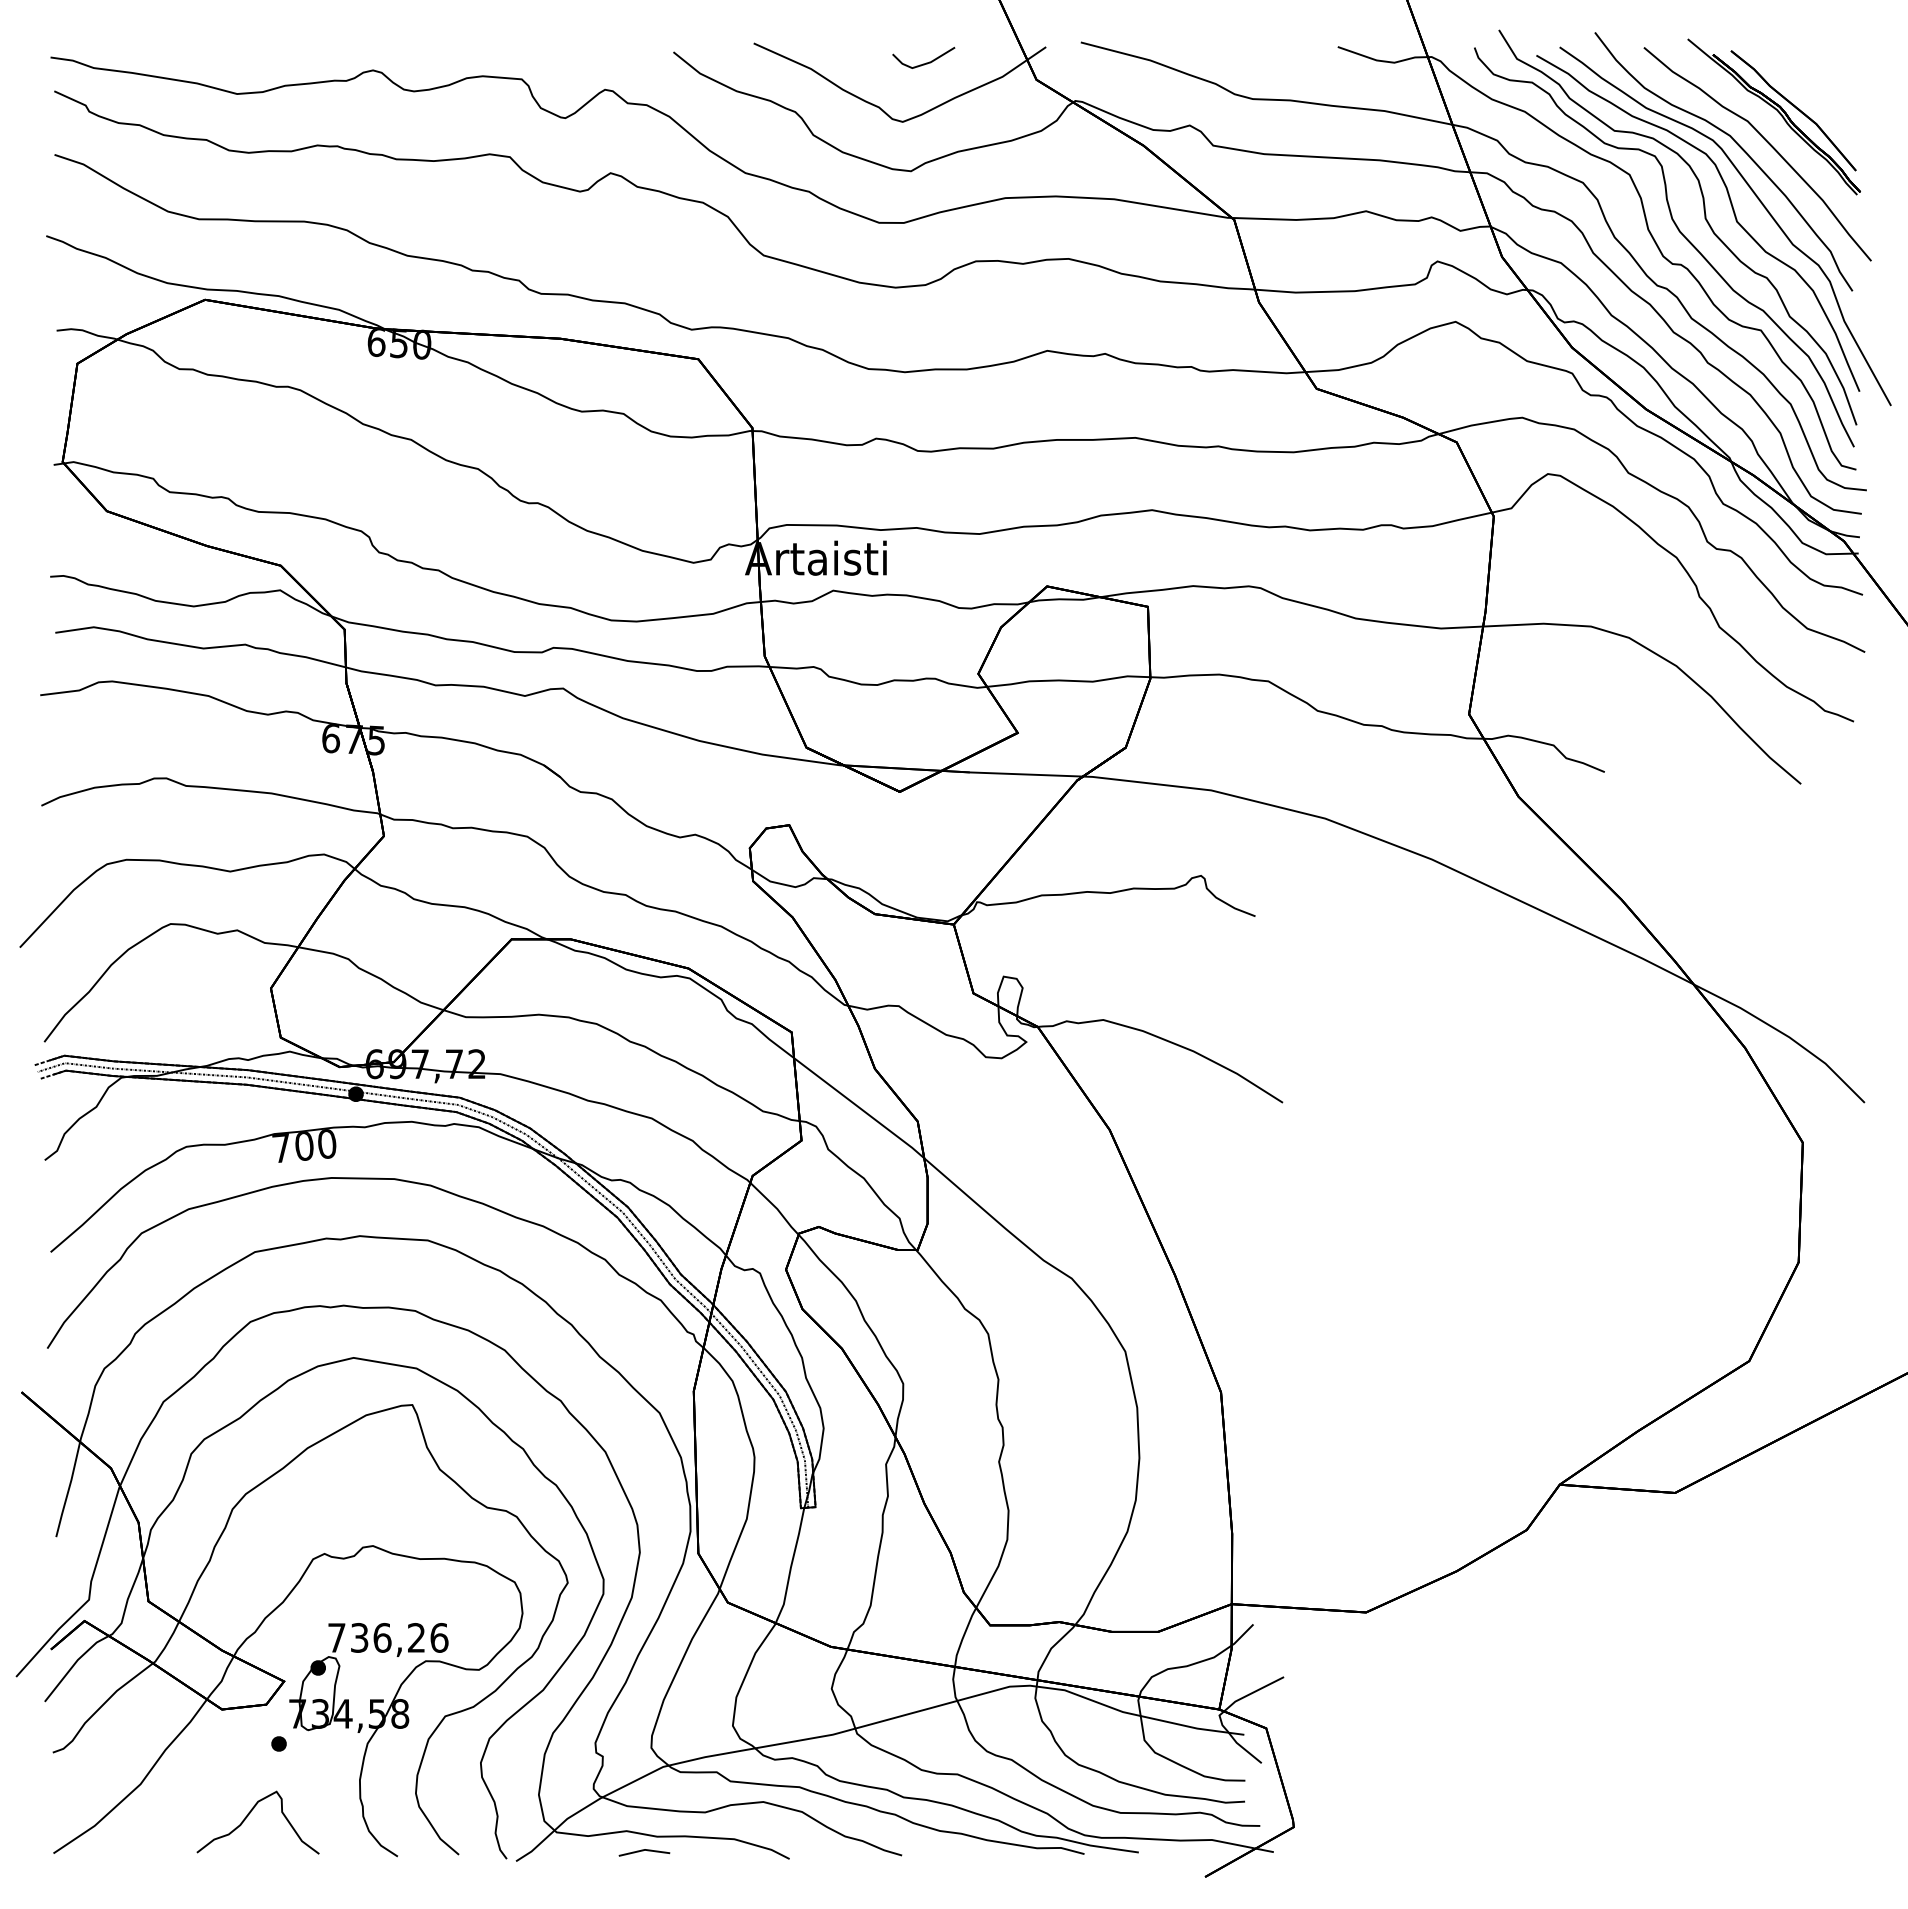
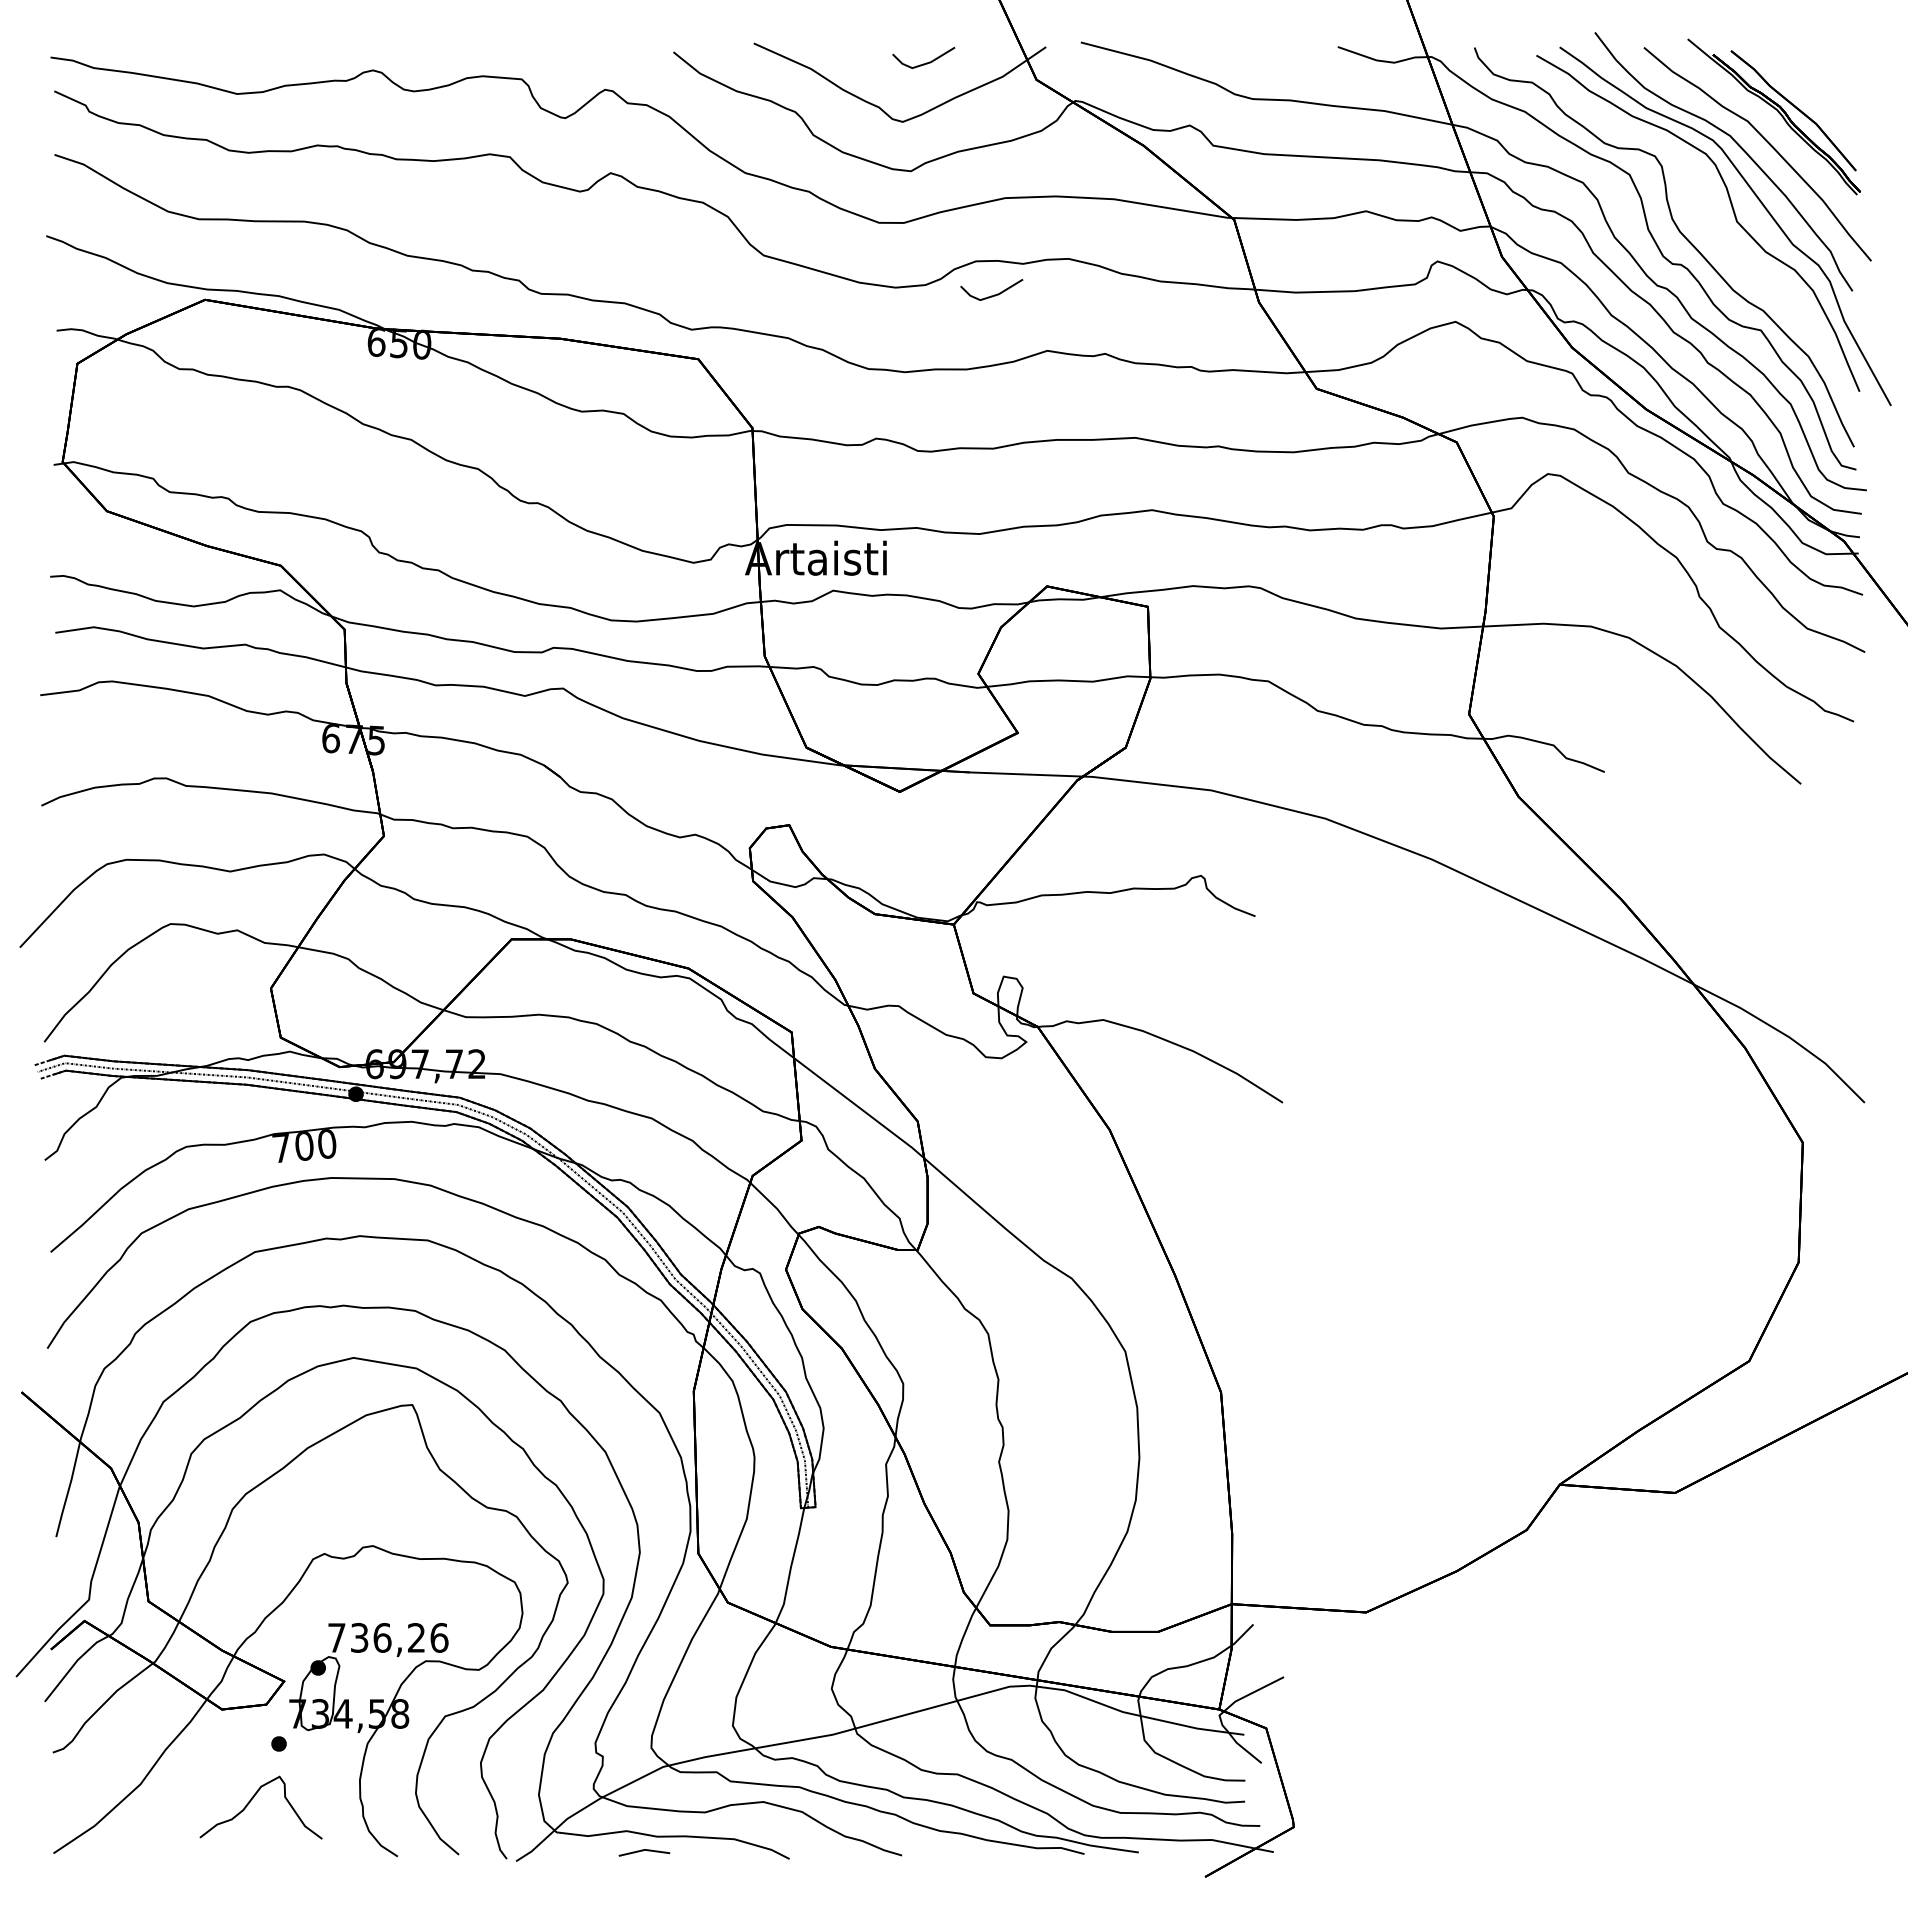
curve: present -> none (1704, 218)
line: none -> present (994, 294)
part position: (248, 1816) -> (251, 1801) (251, 1801)
